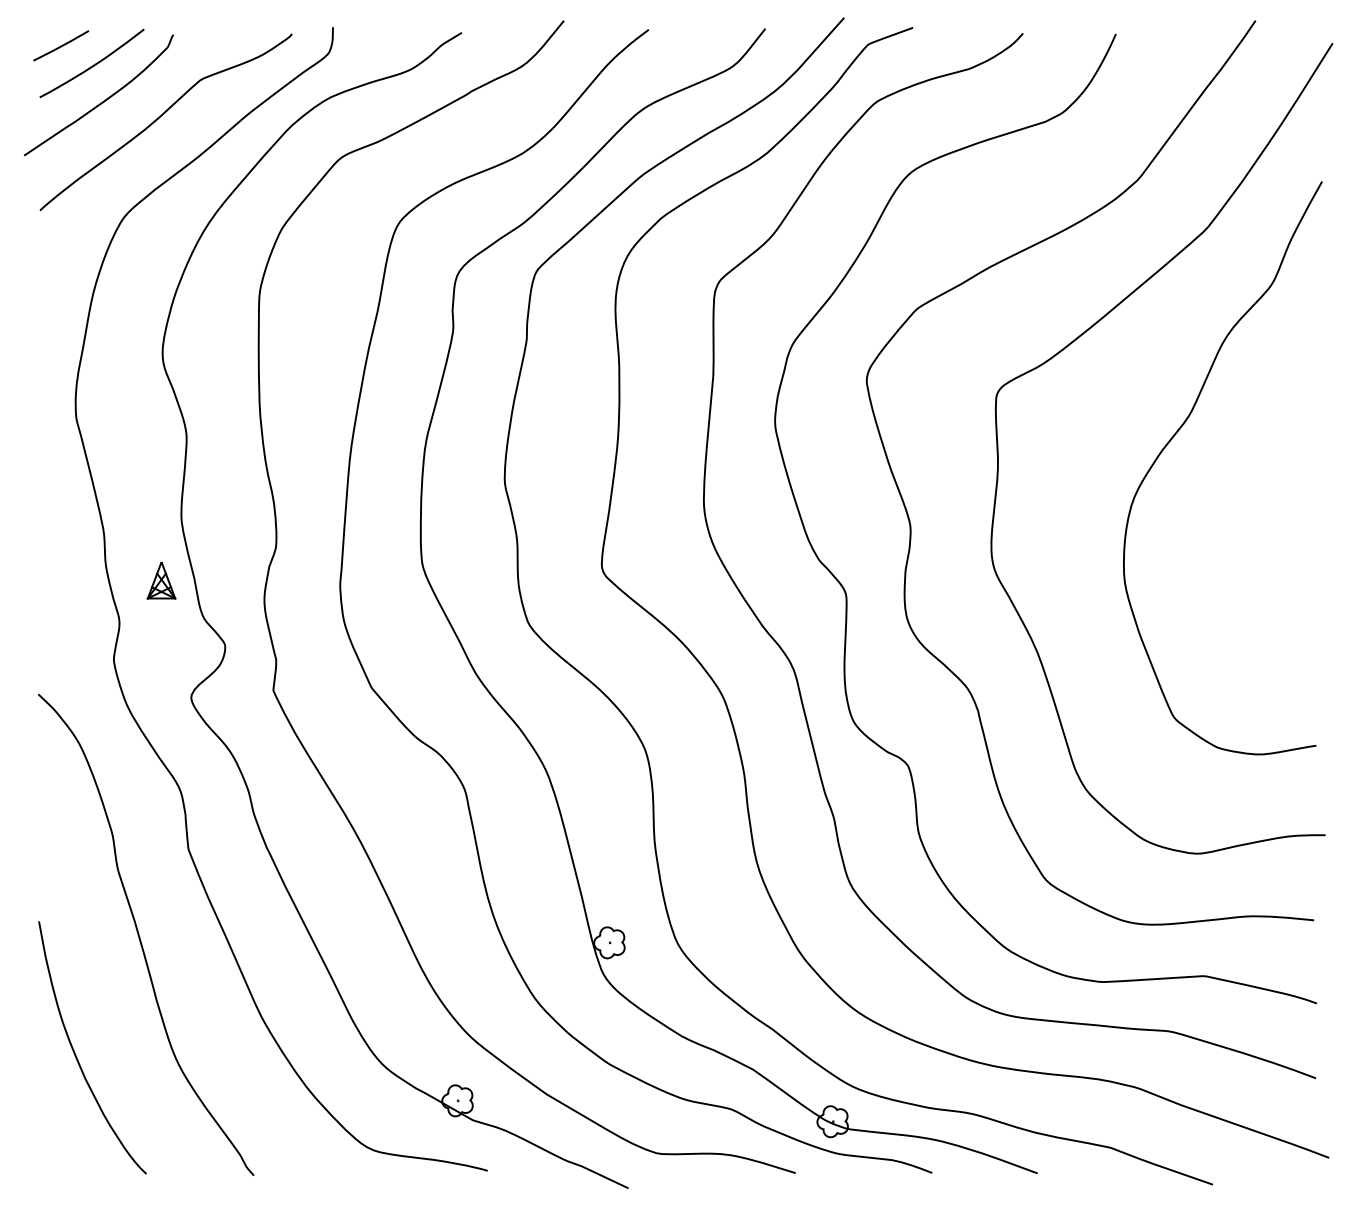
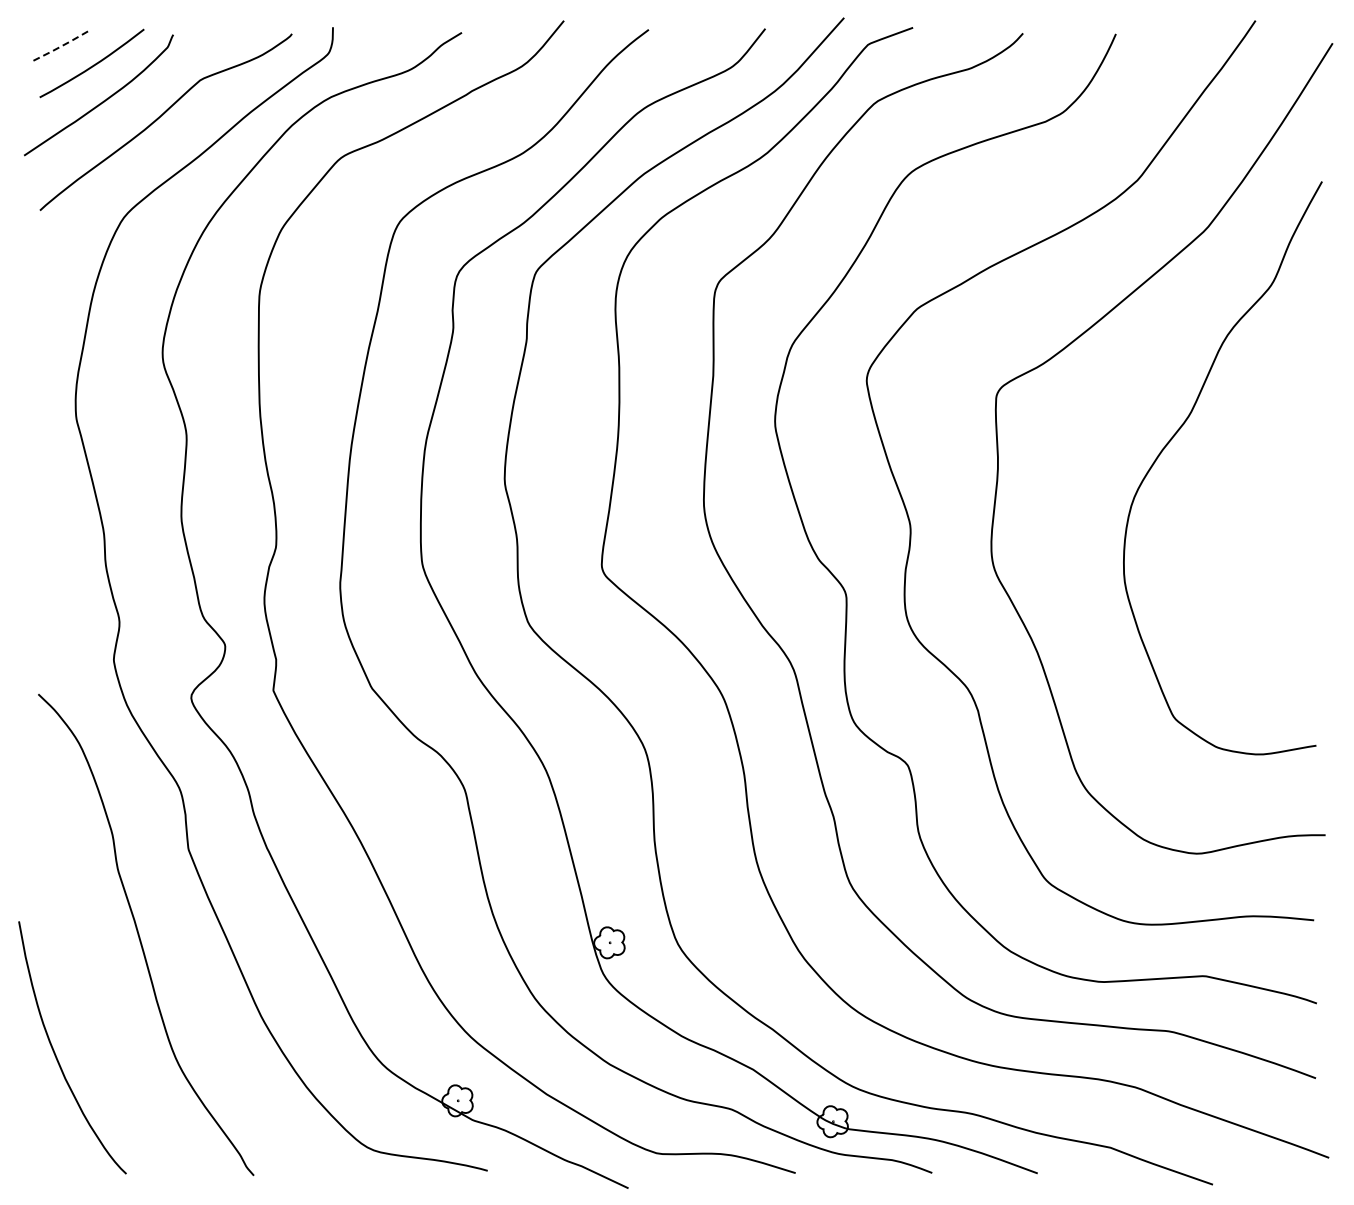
line: solid -> dashed (61, 46)
part: present -> none (161, 580)
curve position: (76, 1054) -> (56, 1054) (56, 1054)
